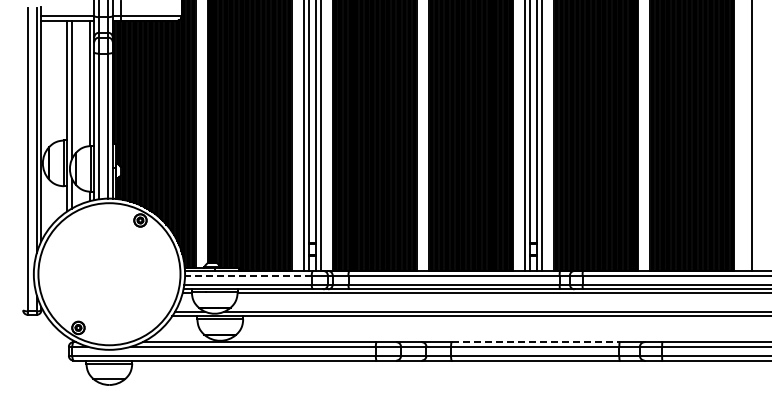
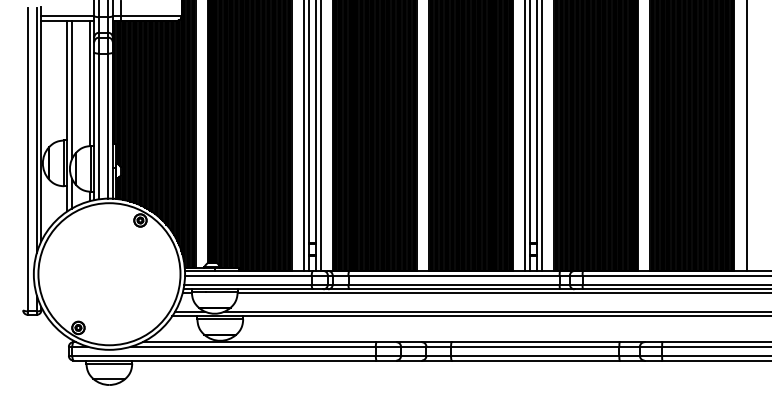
line position: (751, 136) -> (746, 136) (746, 136)
line: dashed -> solid (247, 275)
line: dashed -> solid (536, 342)
